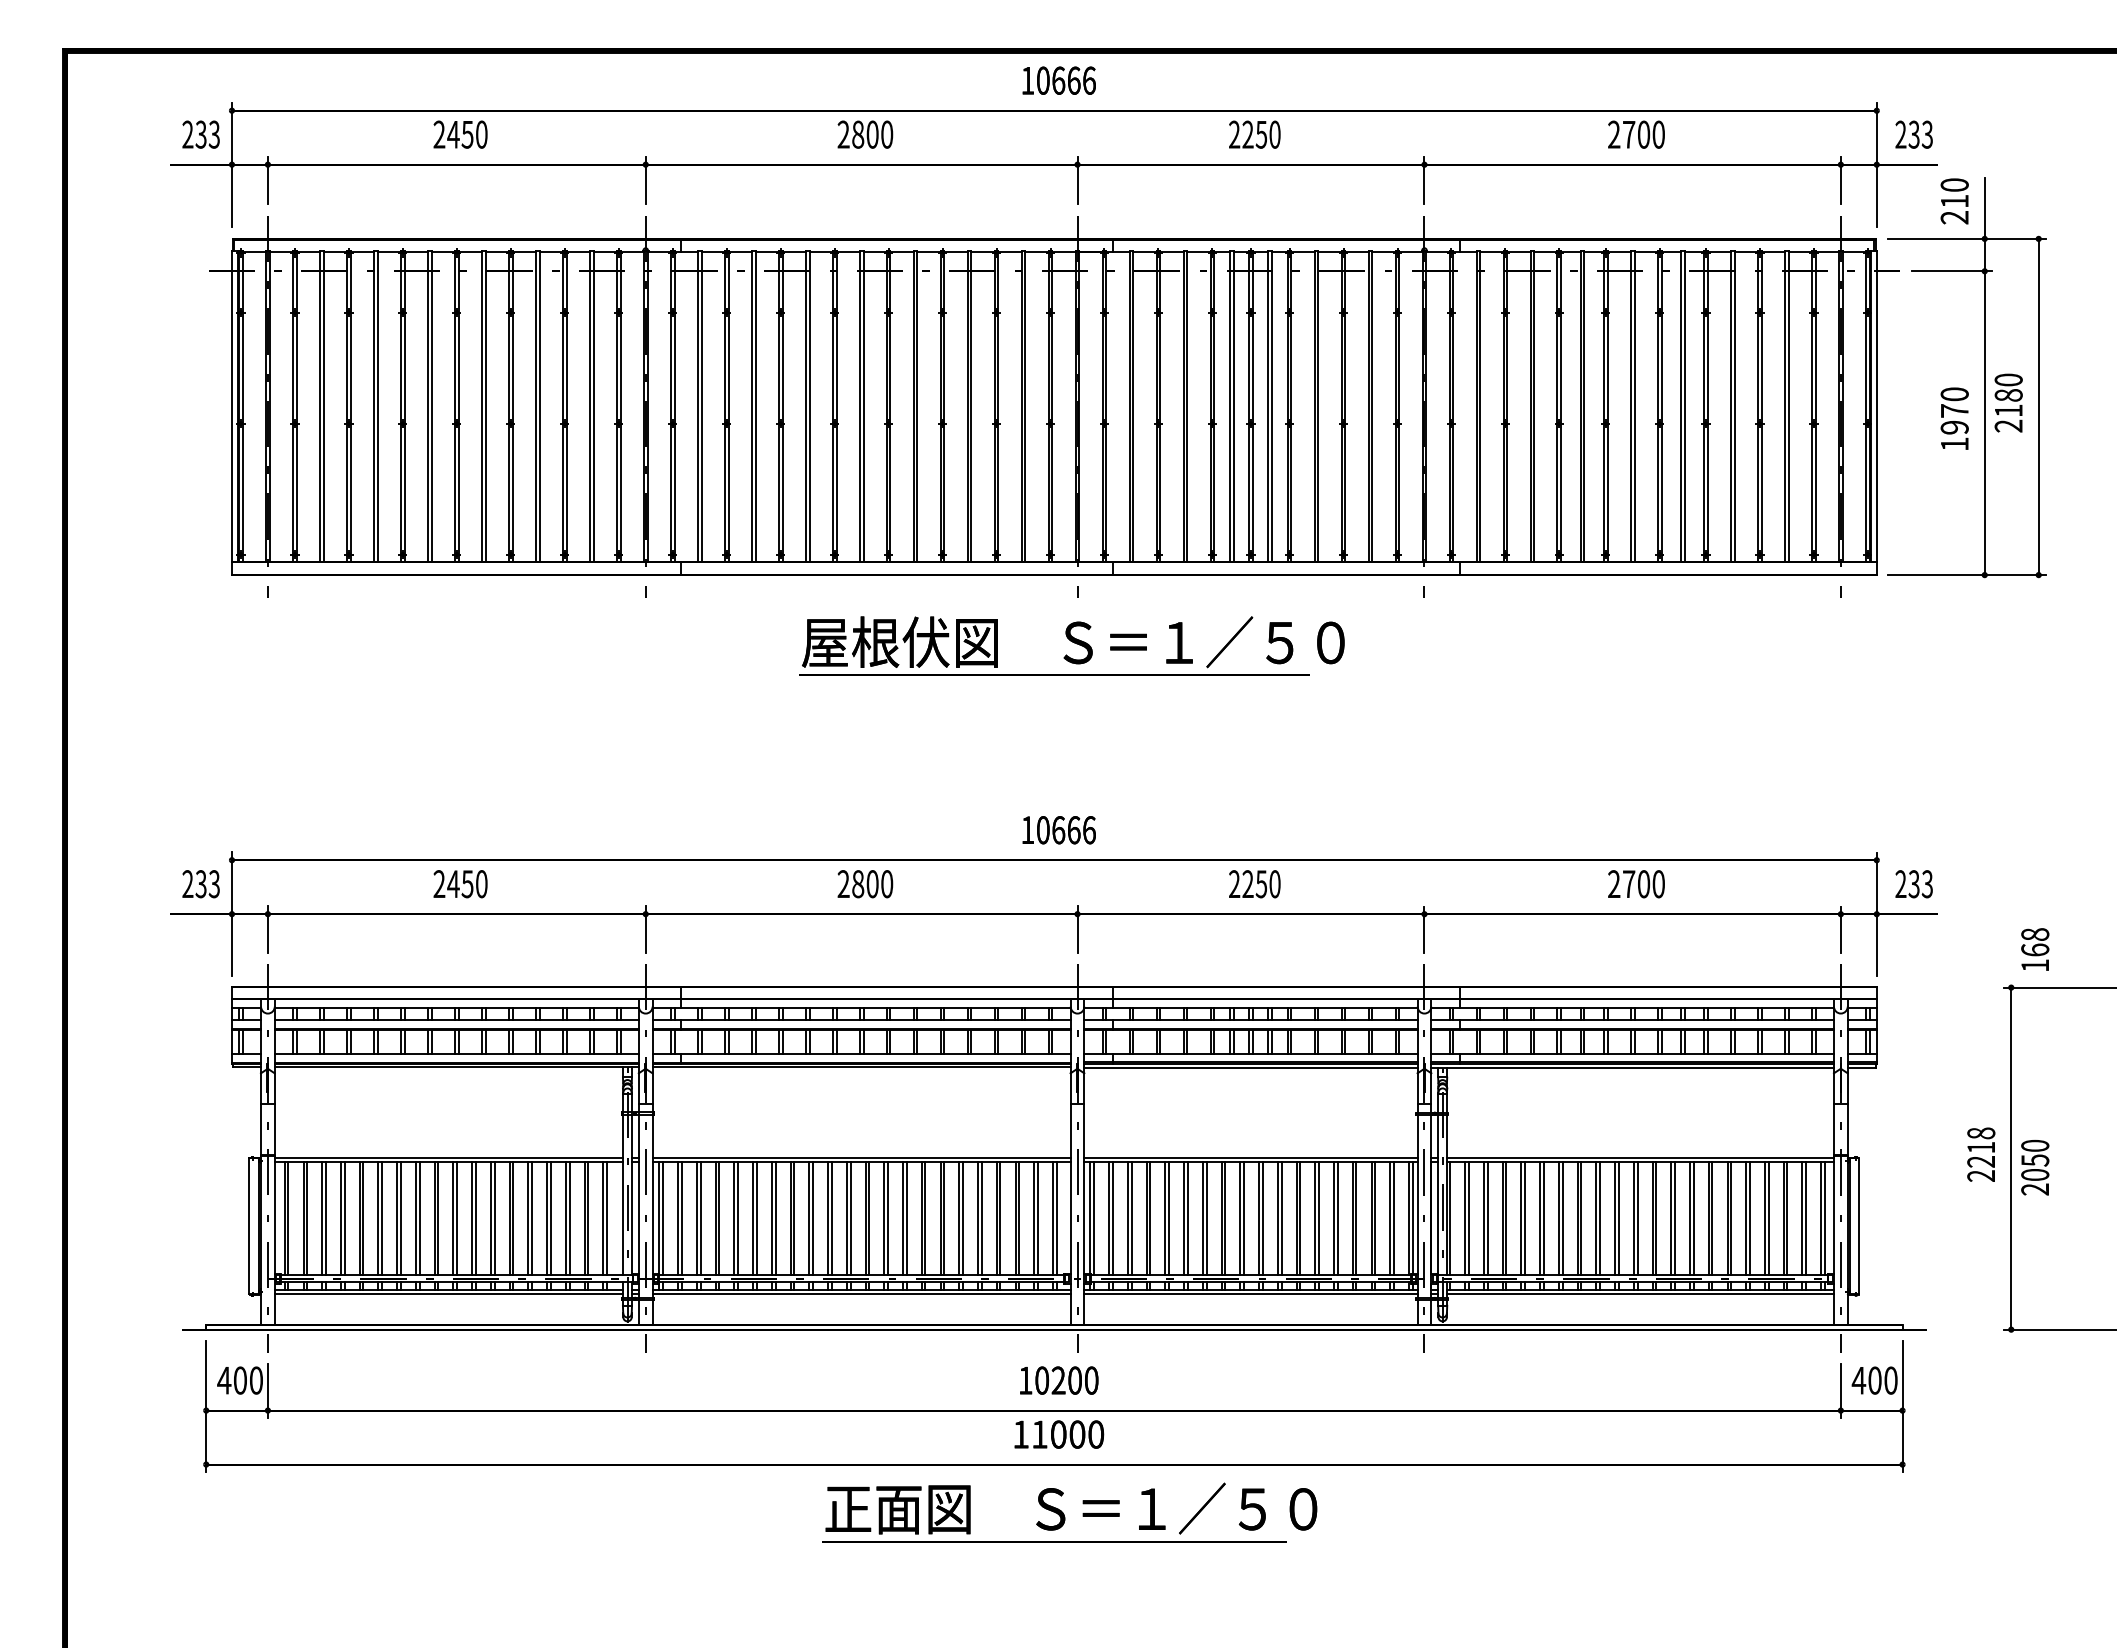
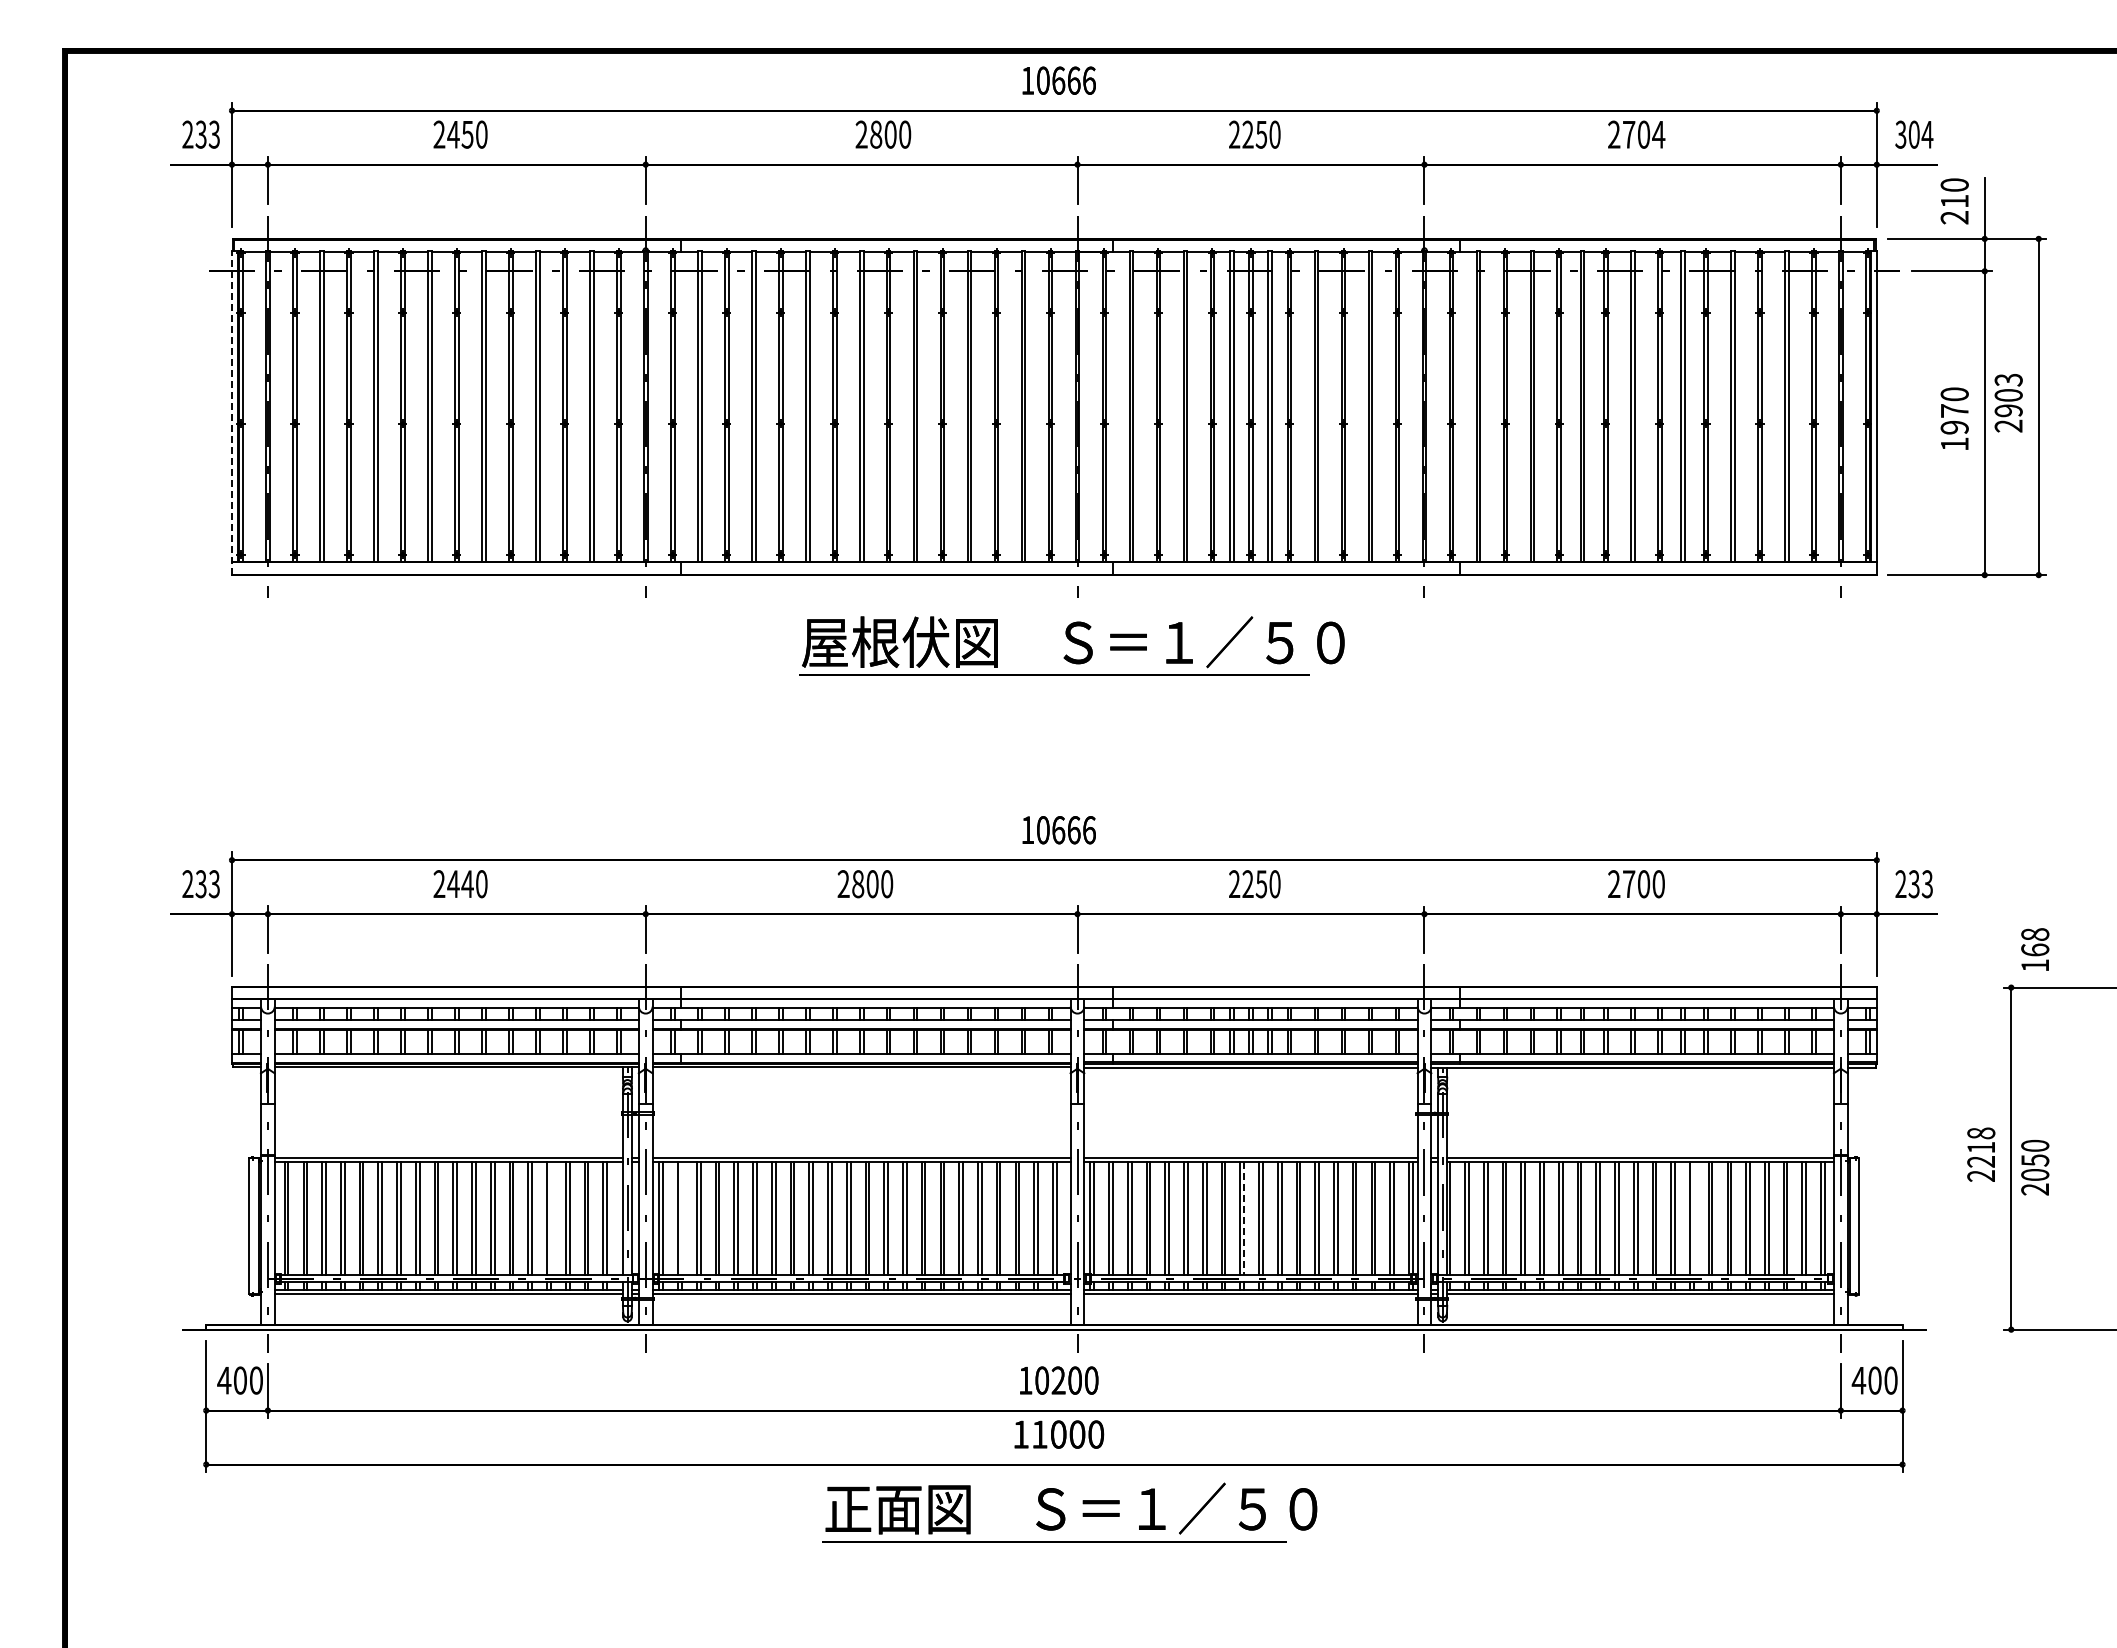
text position: (865, 134) -> (883, 134) (883, 134)
text: 2700 -> 2704 (1658, 134)
text: 233 -> 304 (1914, 134)
text: 2180 -> 2903 (2008, 395)
line: solid -> dashed (231, 412)
text: 2450 -> 2440 (467, 884)
line: present -> none (550, 1218)
line: present -> none (681, 1218)
line: solid -> dashed (1244, 1218)
line: present -> none (1693, 1218)
